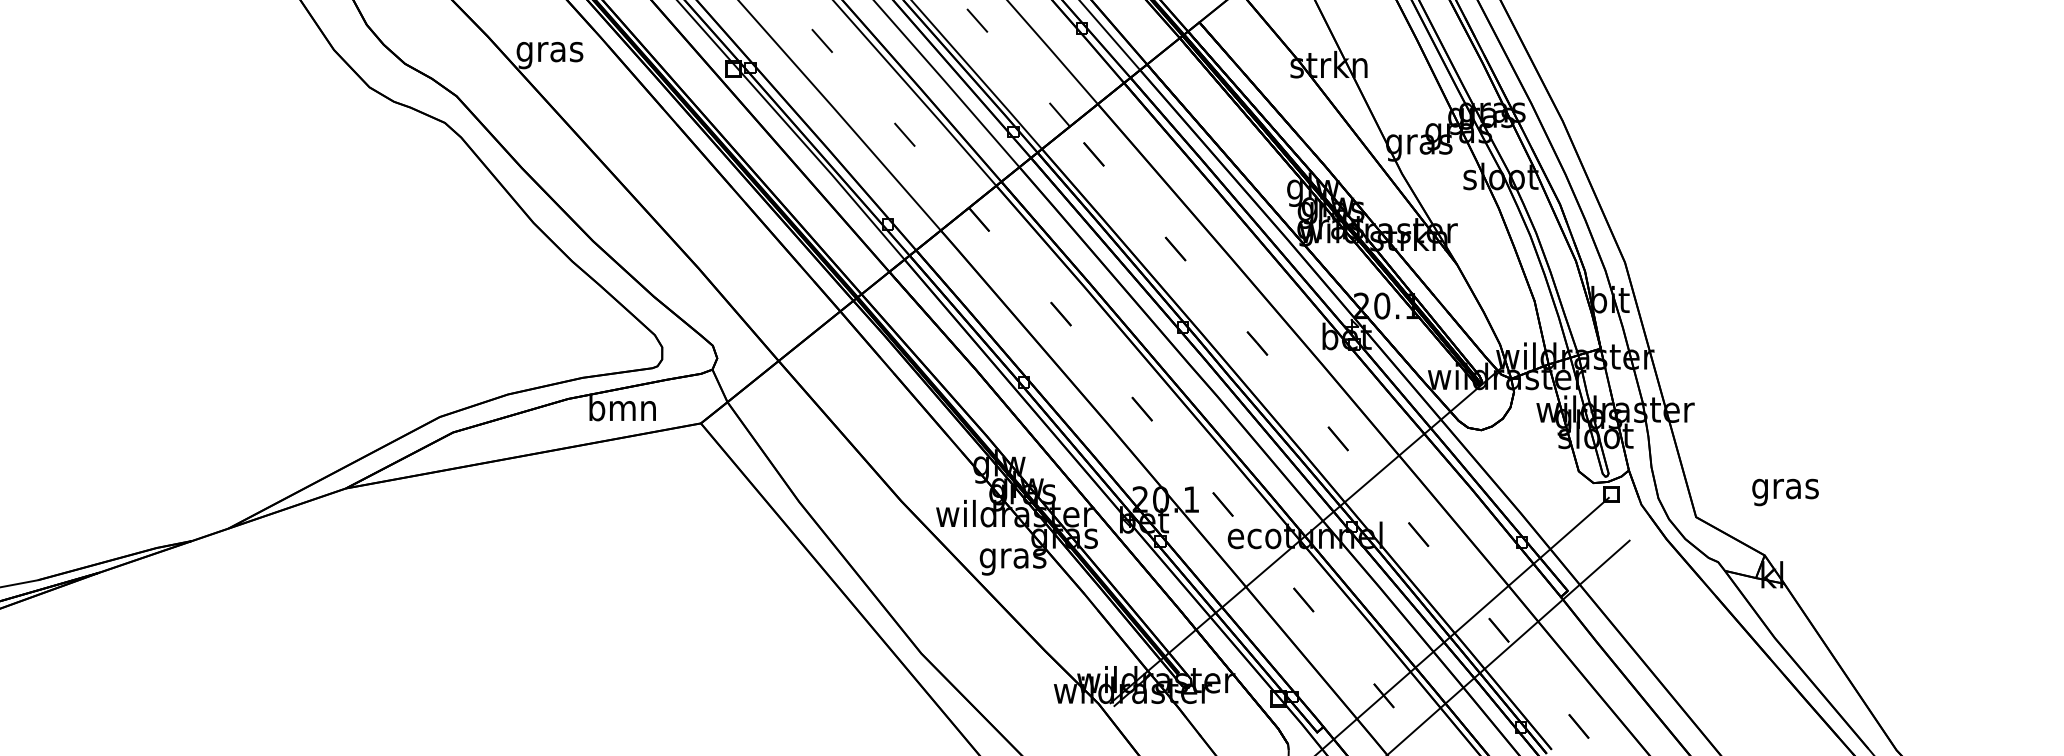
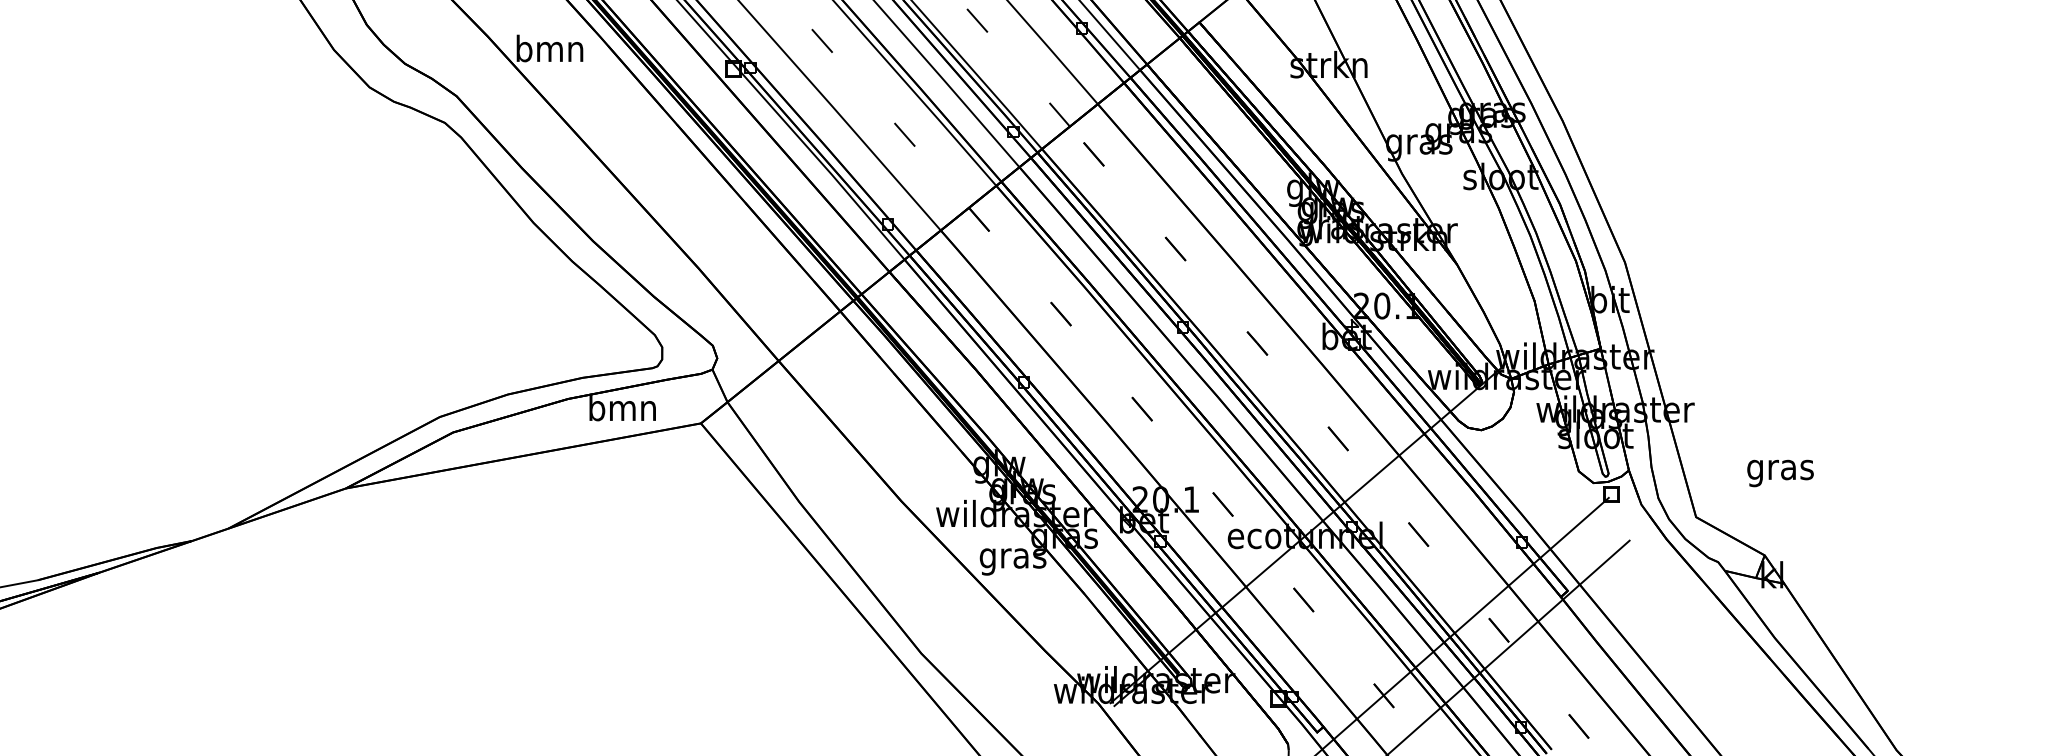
text: gras -> bmn (549, 51)
text position: (1785, 492) -> (1780, 473) (1780, 473)
